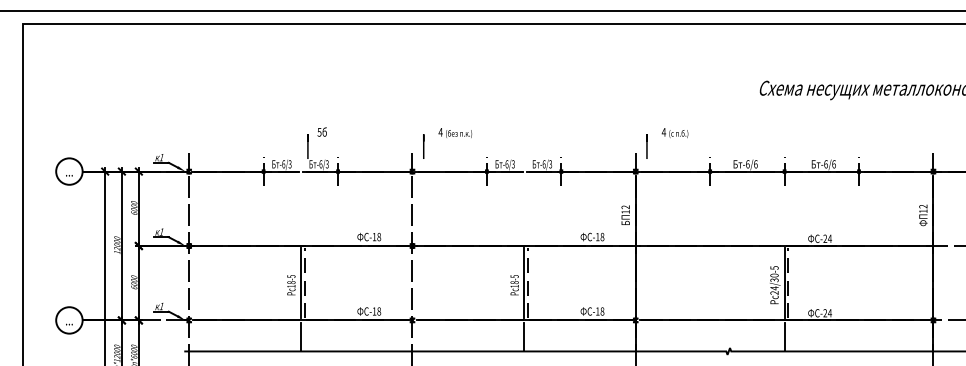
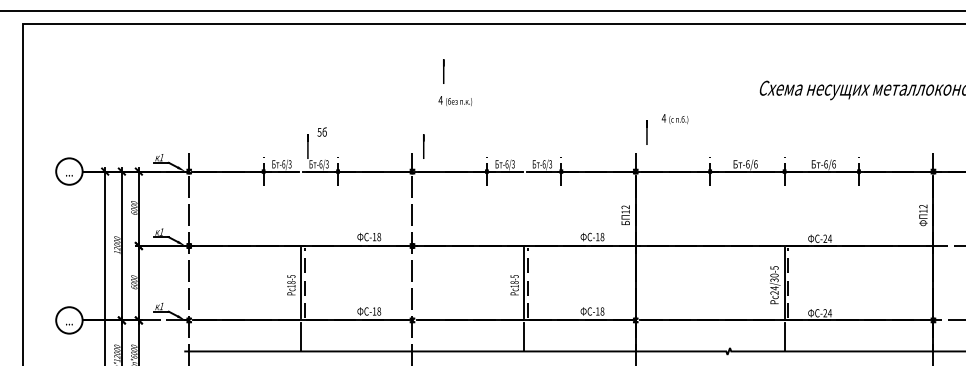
line: none -> present (443, 71)
text position: (454, 132) -> (454, 100) (454, 100)
text position: (667, 143) -> (667, 129) (667, 129)
